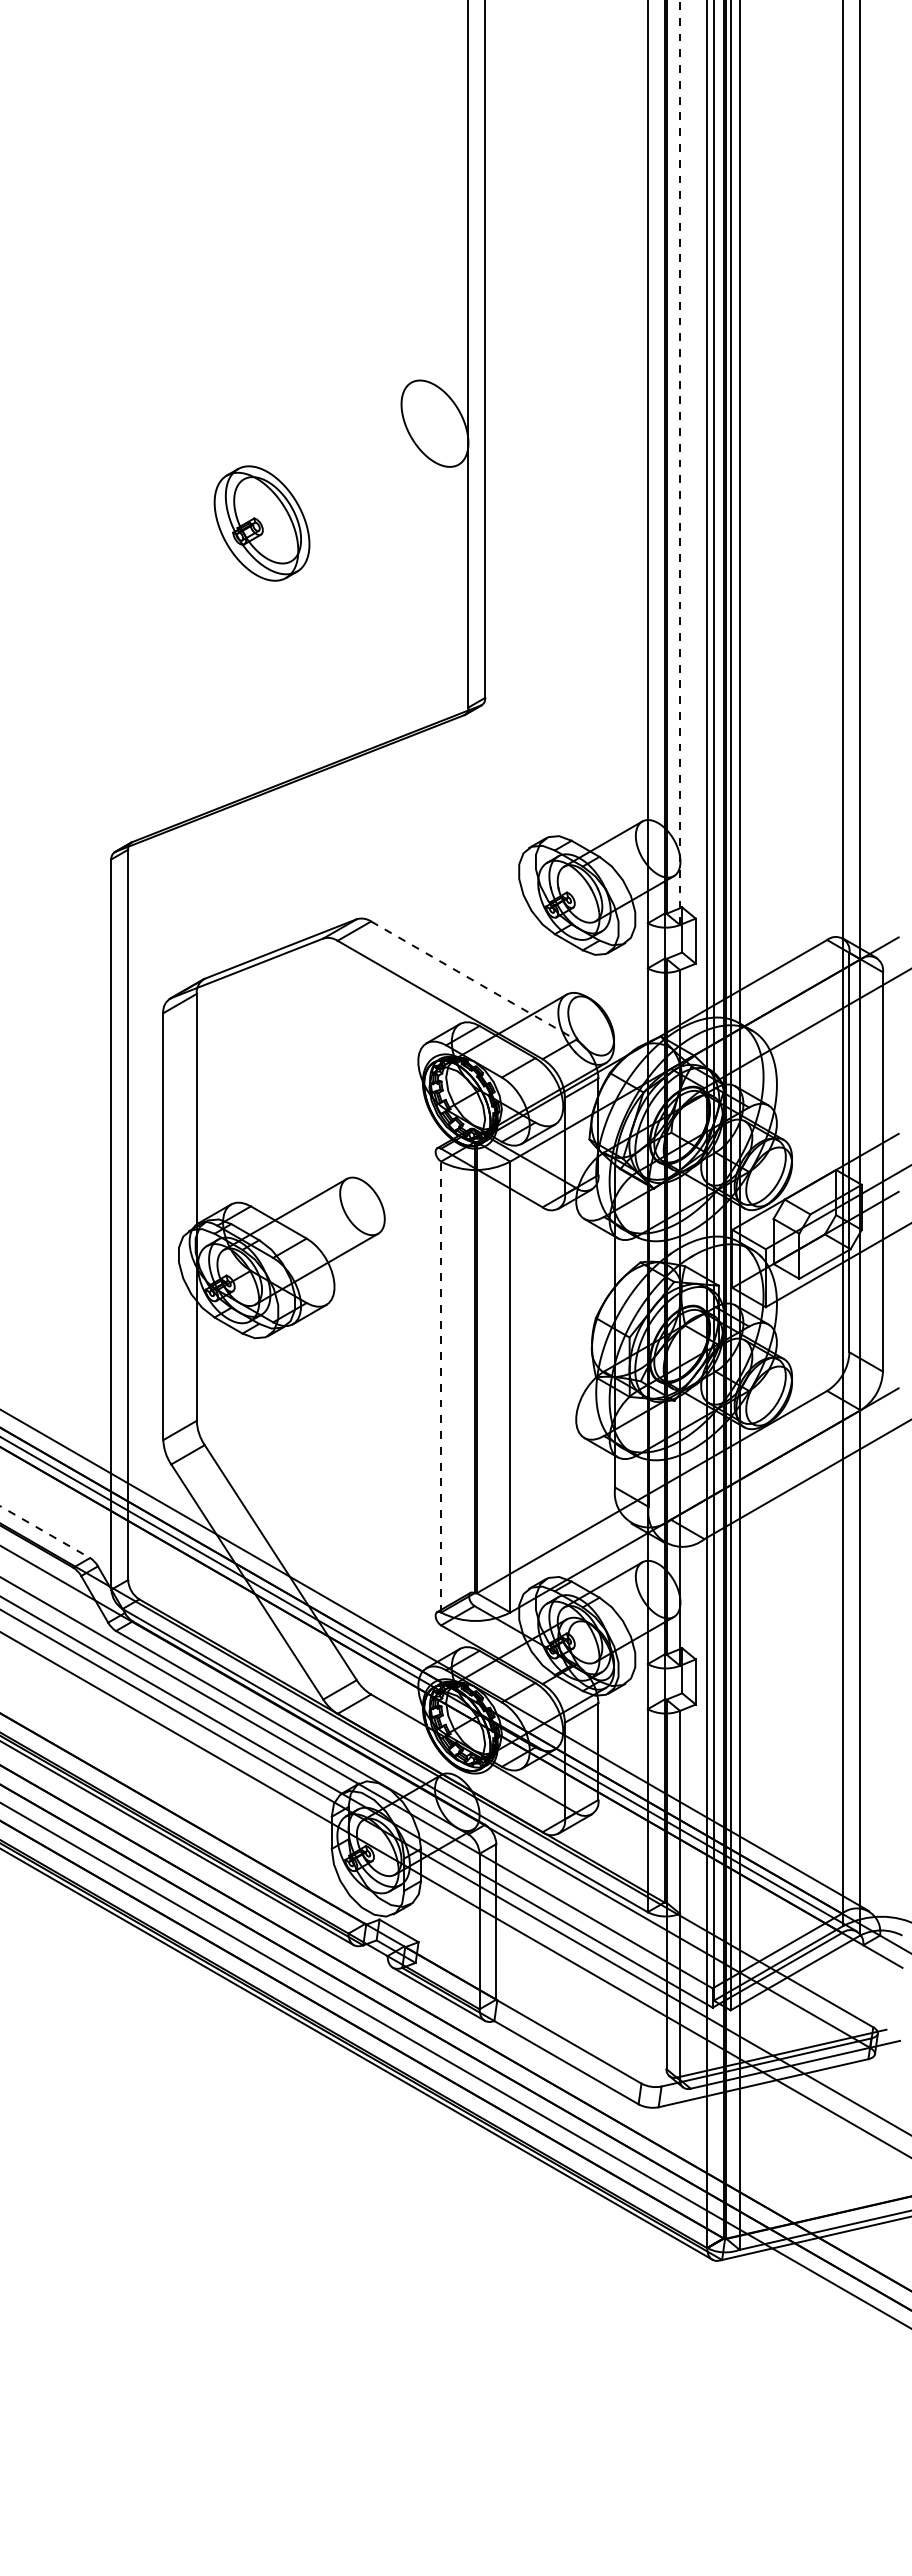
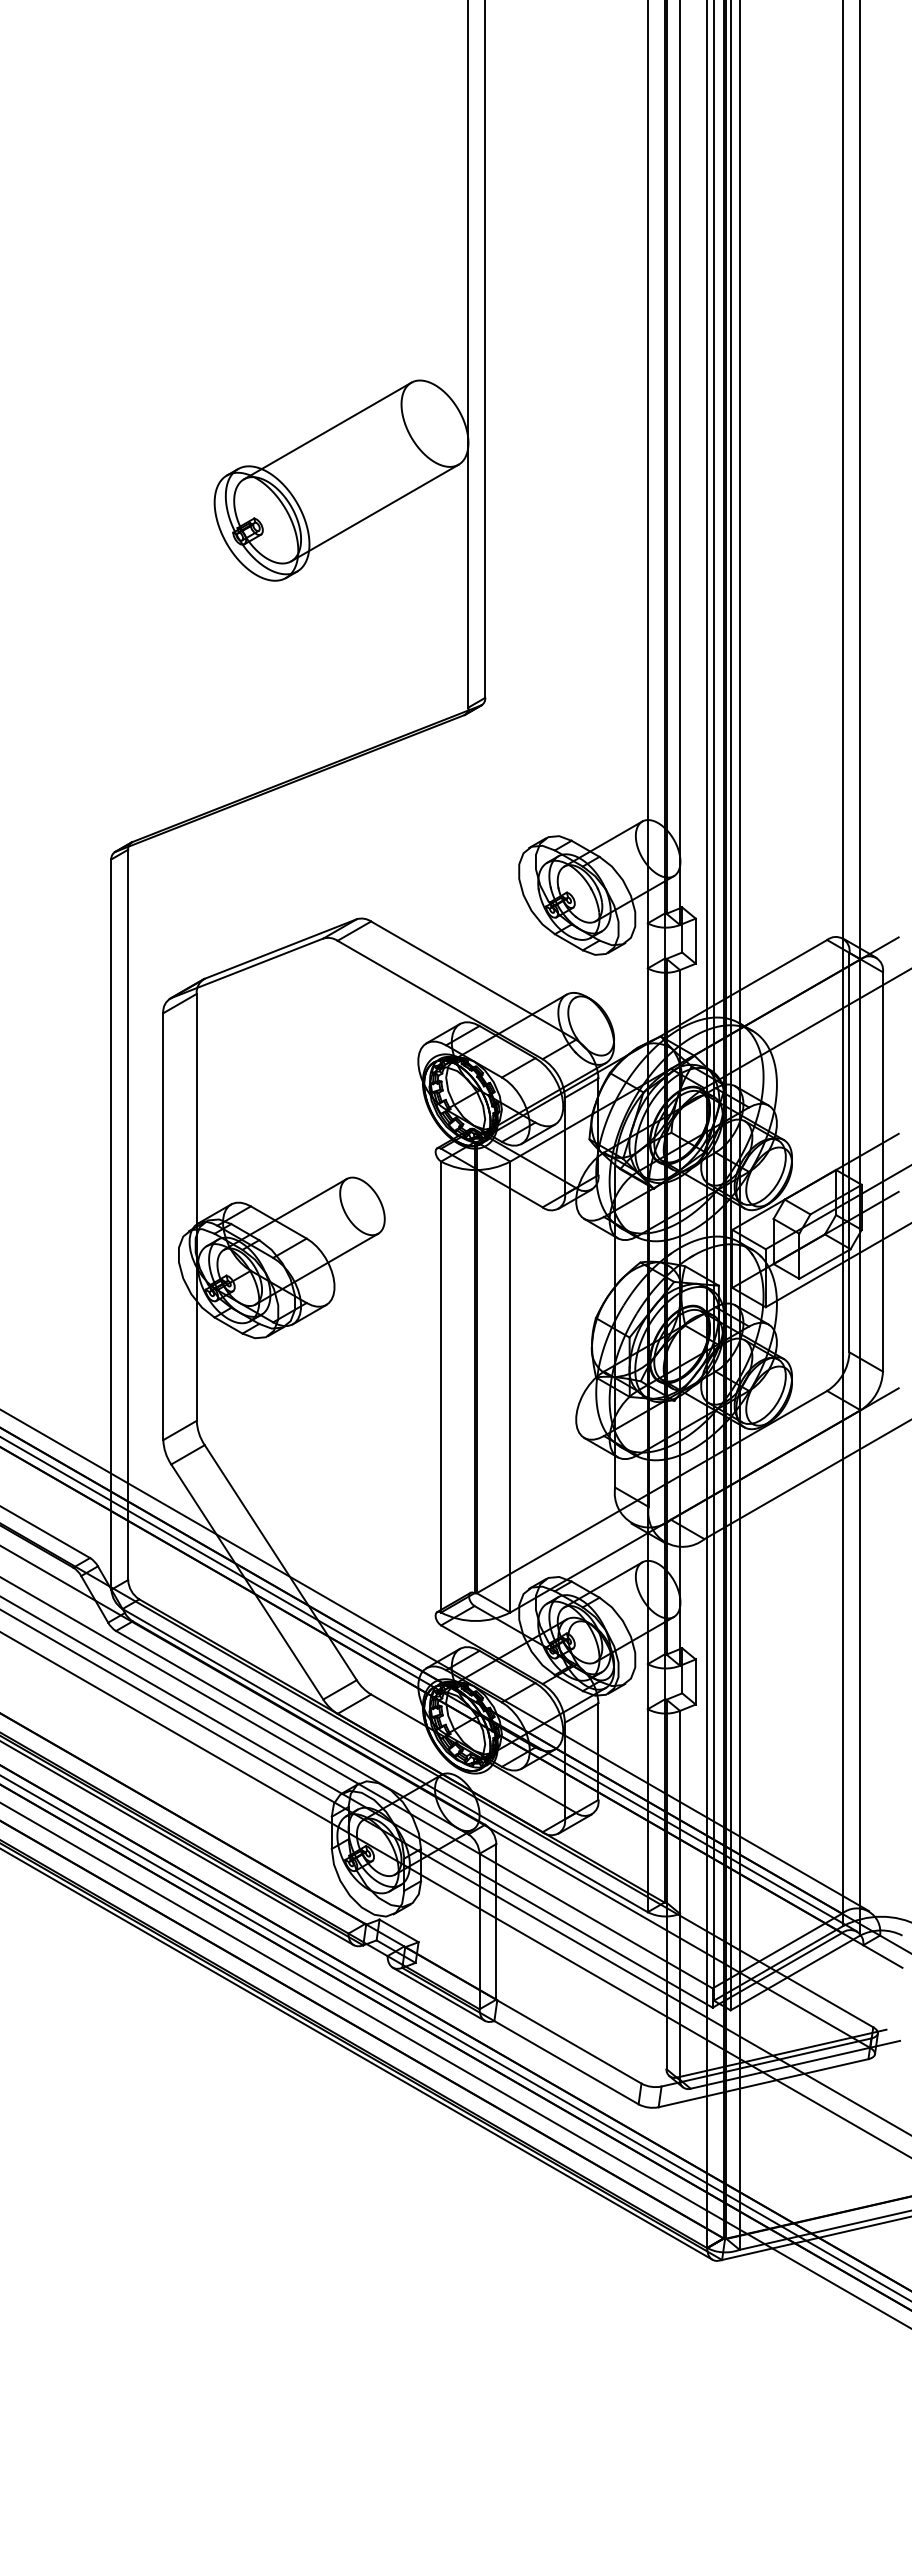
line: none -> present (327, 430)
line: dashed -> solid (680, 461)
line: none -> present (374, 512)
line: dashed -> solid (474, 980)
line: dashed -> solid (441, 1386)
line: dashed -> solid (45, 1532)
line: none -> present (455, 2037)
